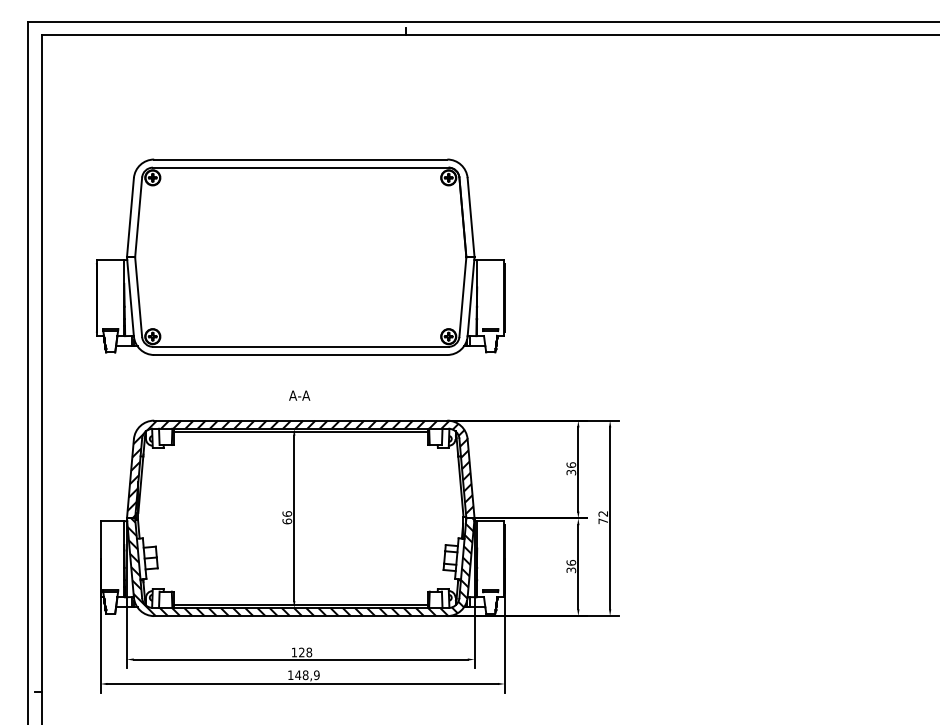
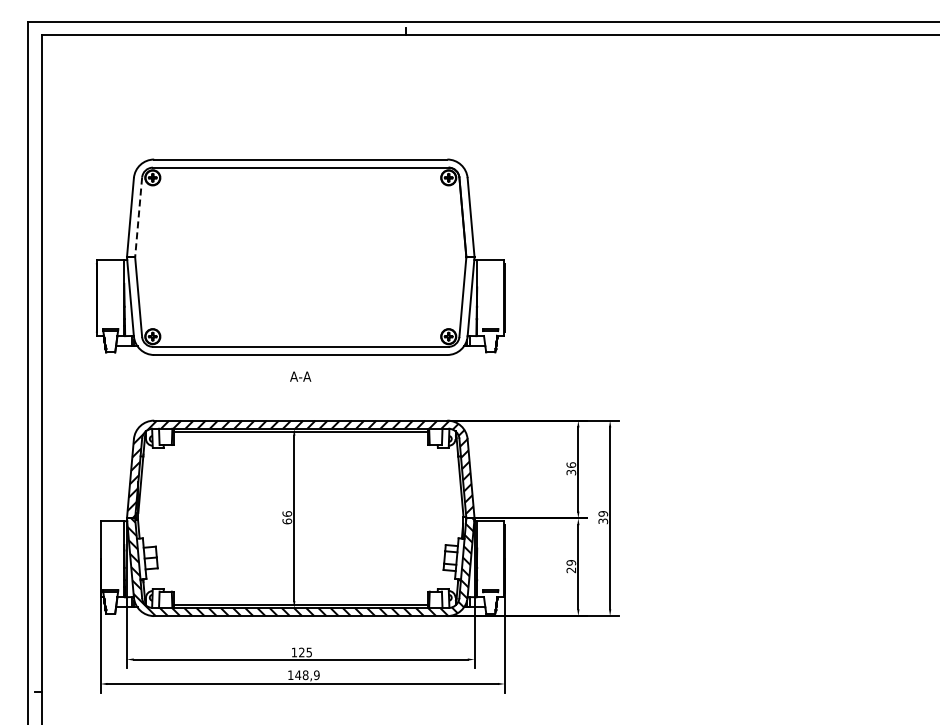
line: solid -> dashed (138, 217)
text position: (299, 395) -> (300, 376) (300, 376)
text: 72 -> 39 (603, 517)
text: 36 -> 29 (571, 566)
text: 128 -> 125 (309, 652)
